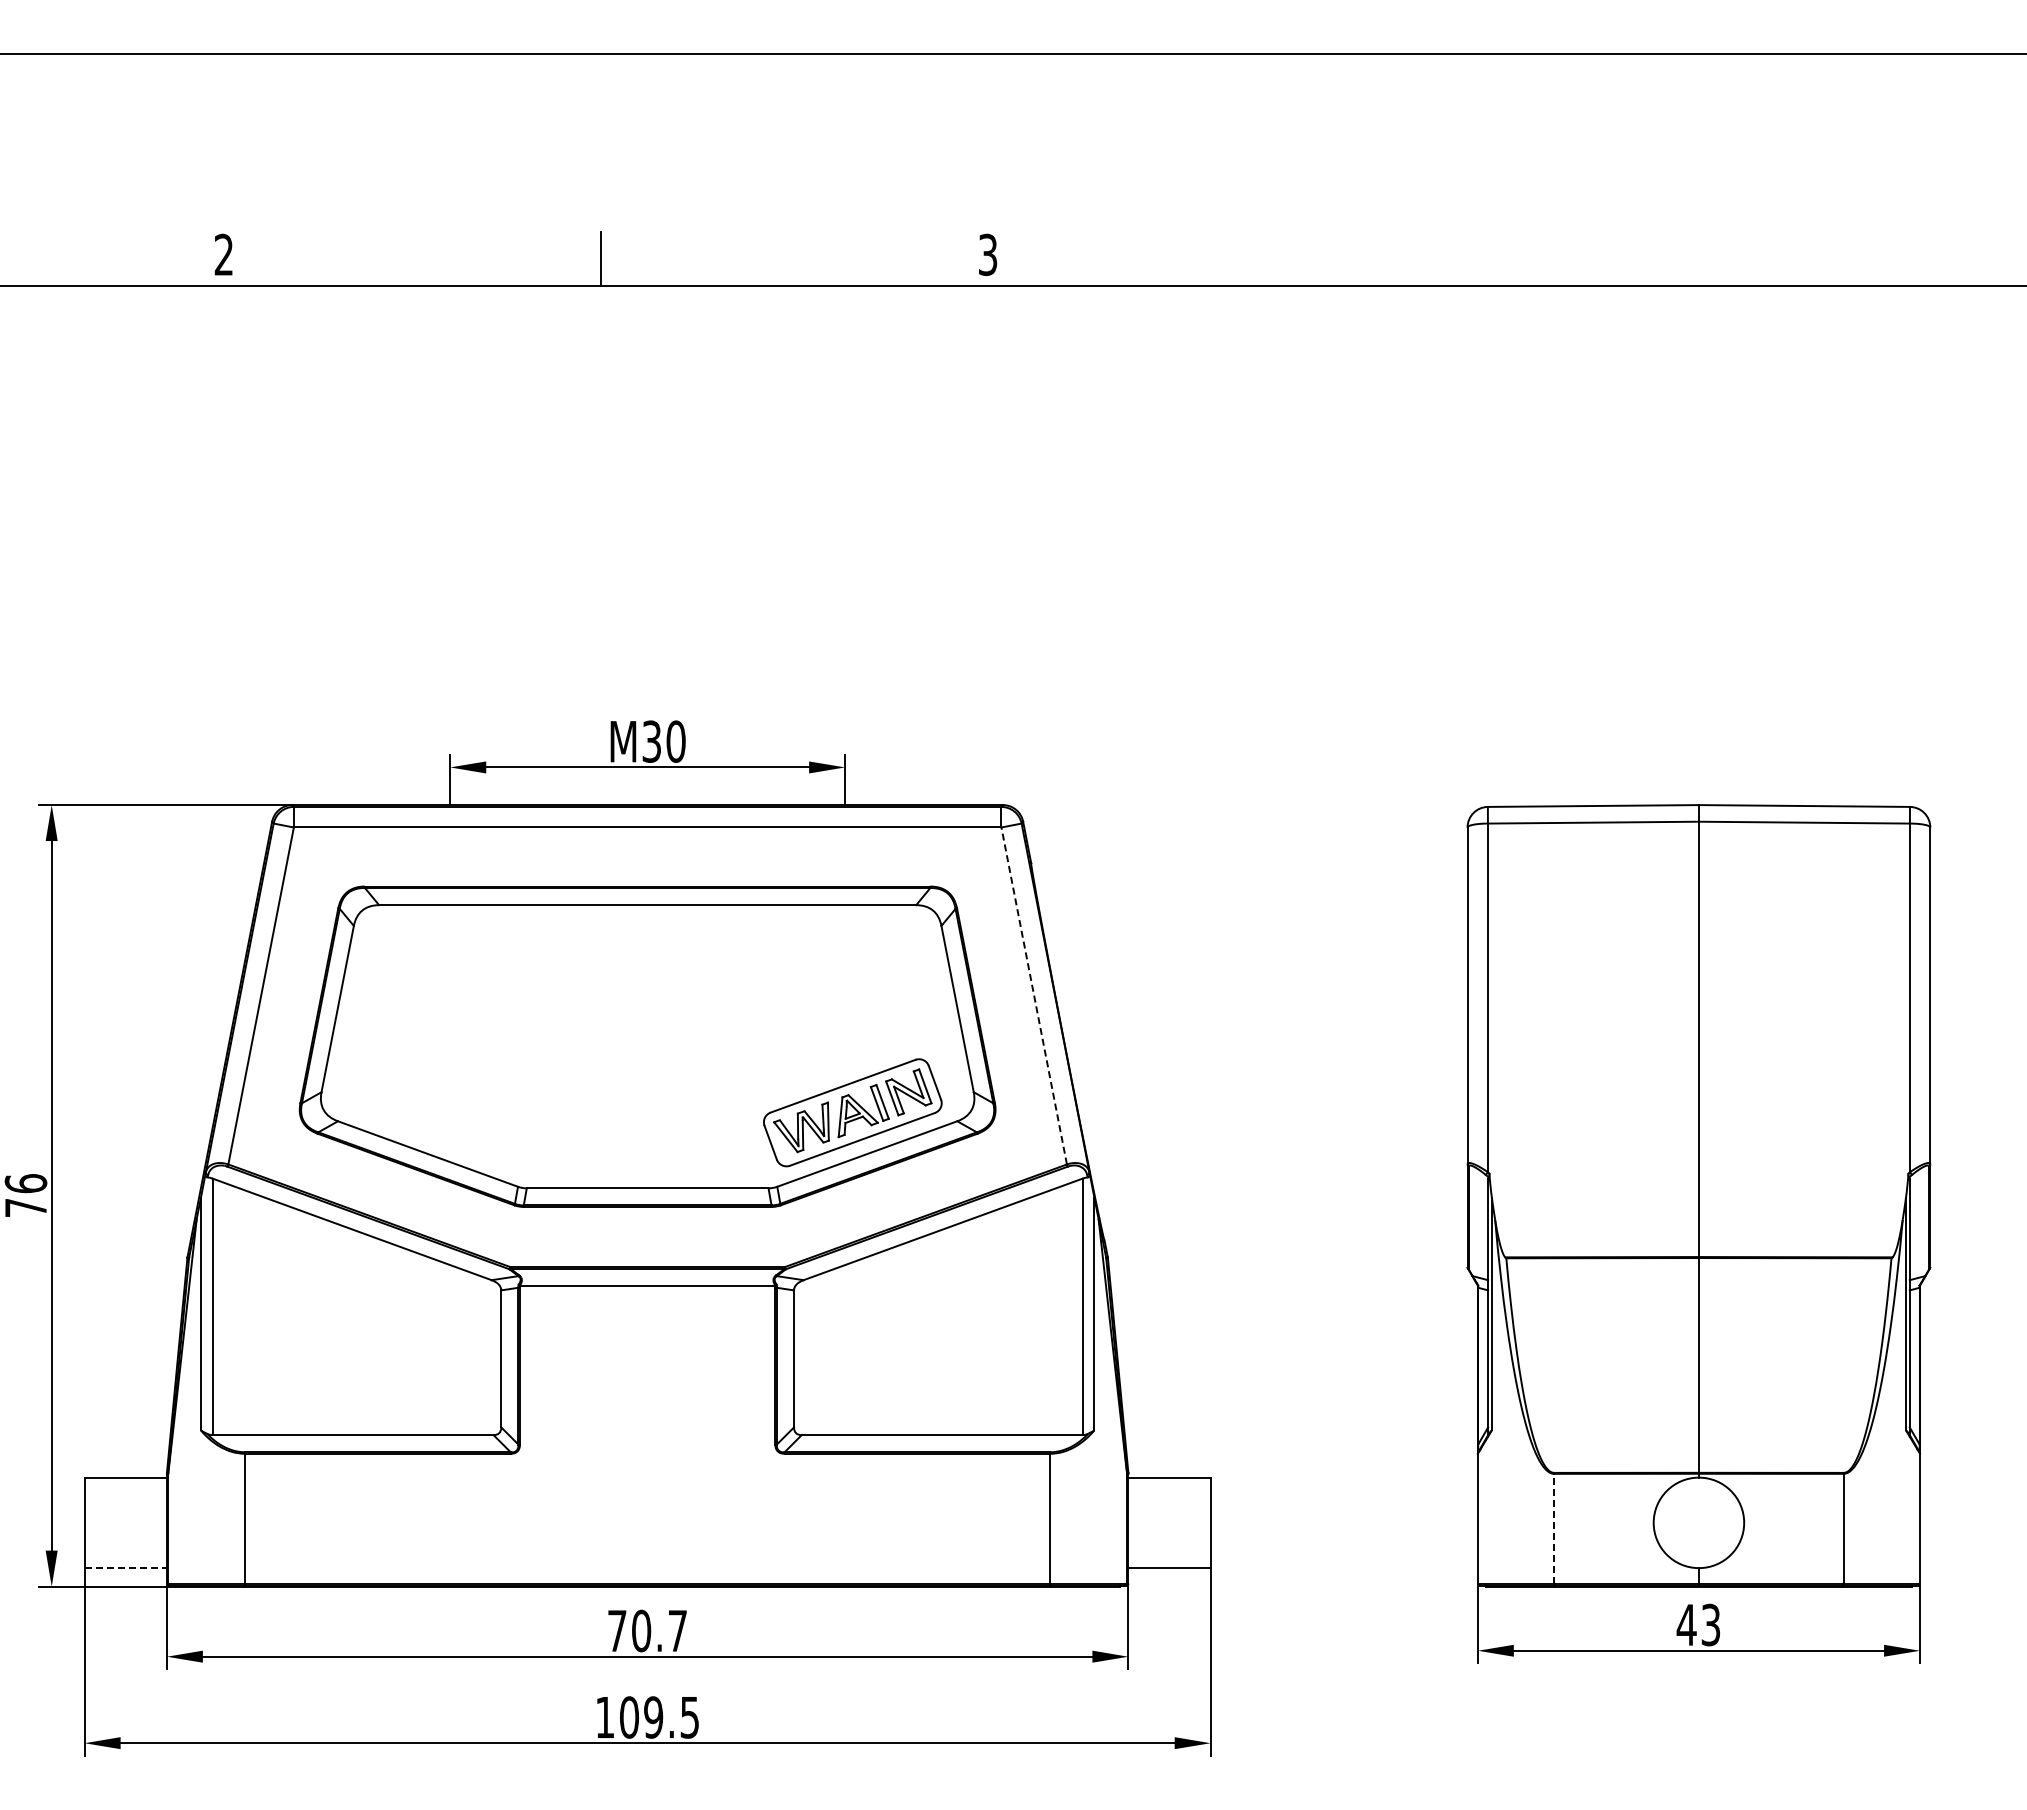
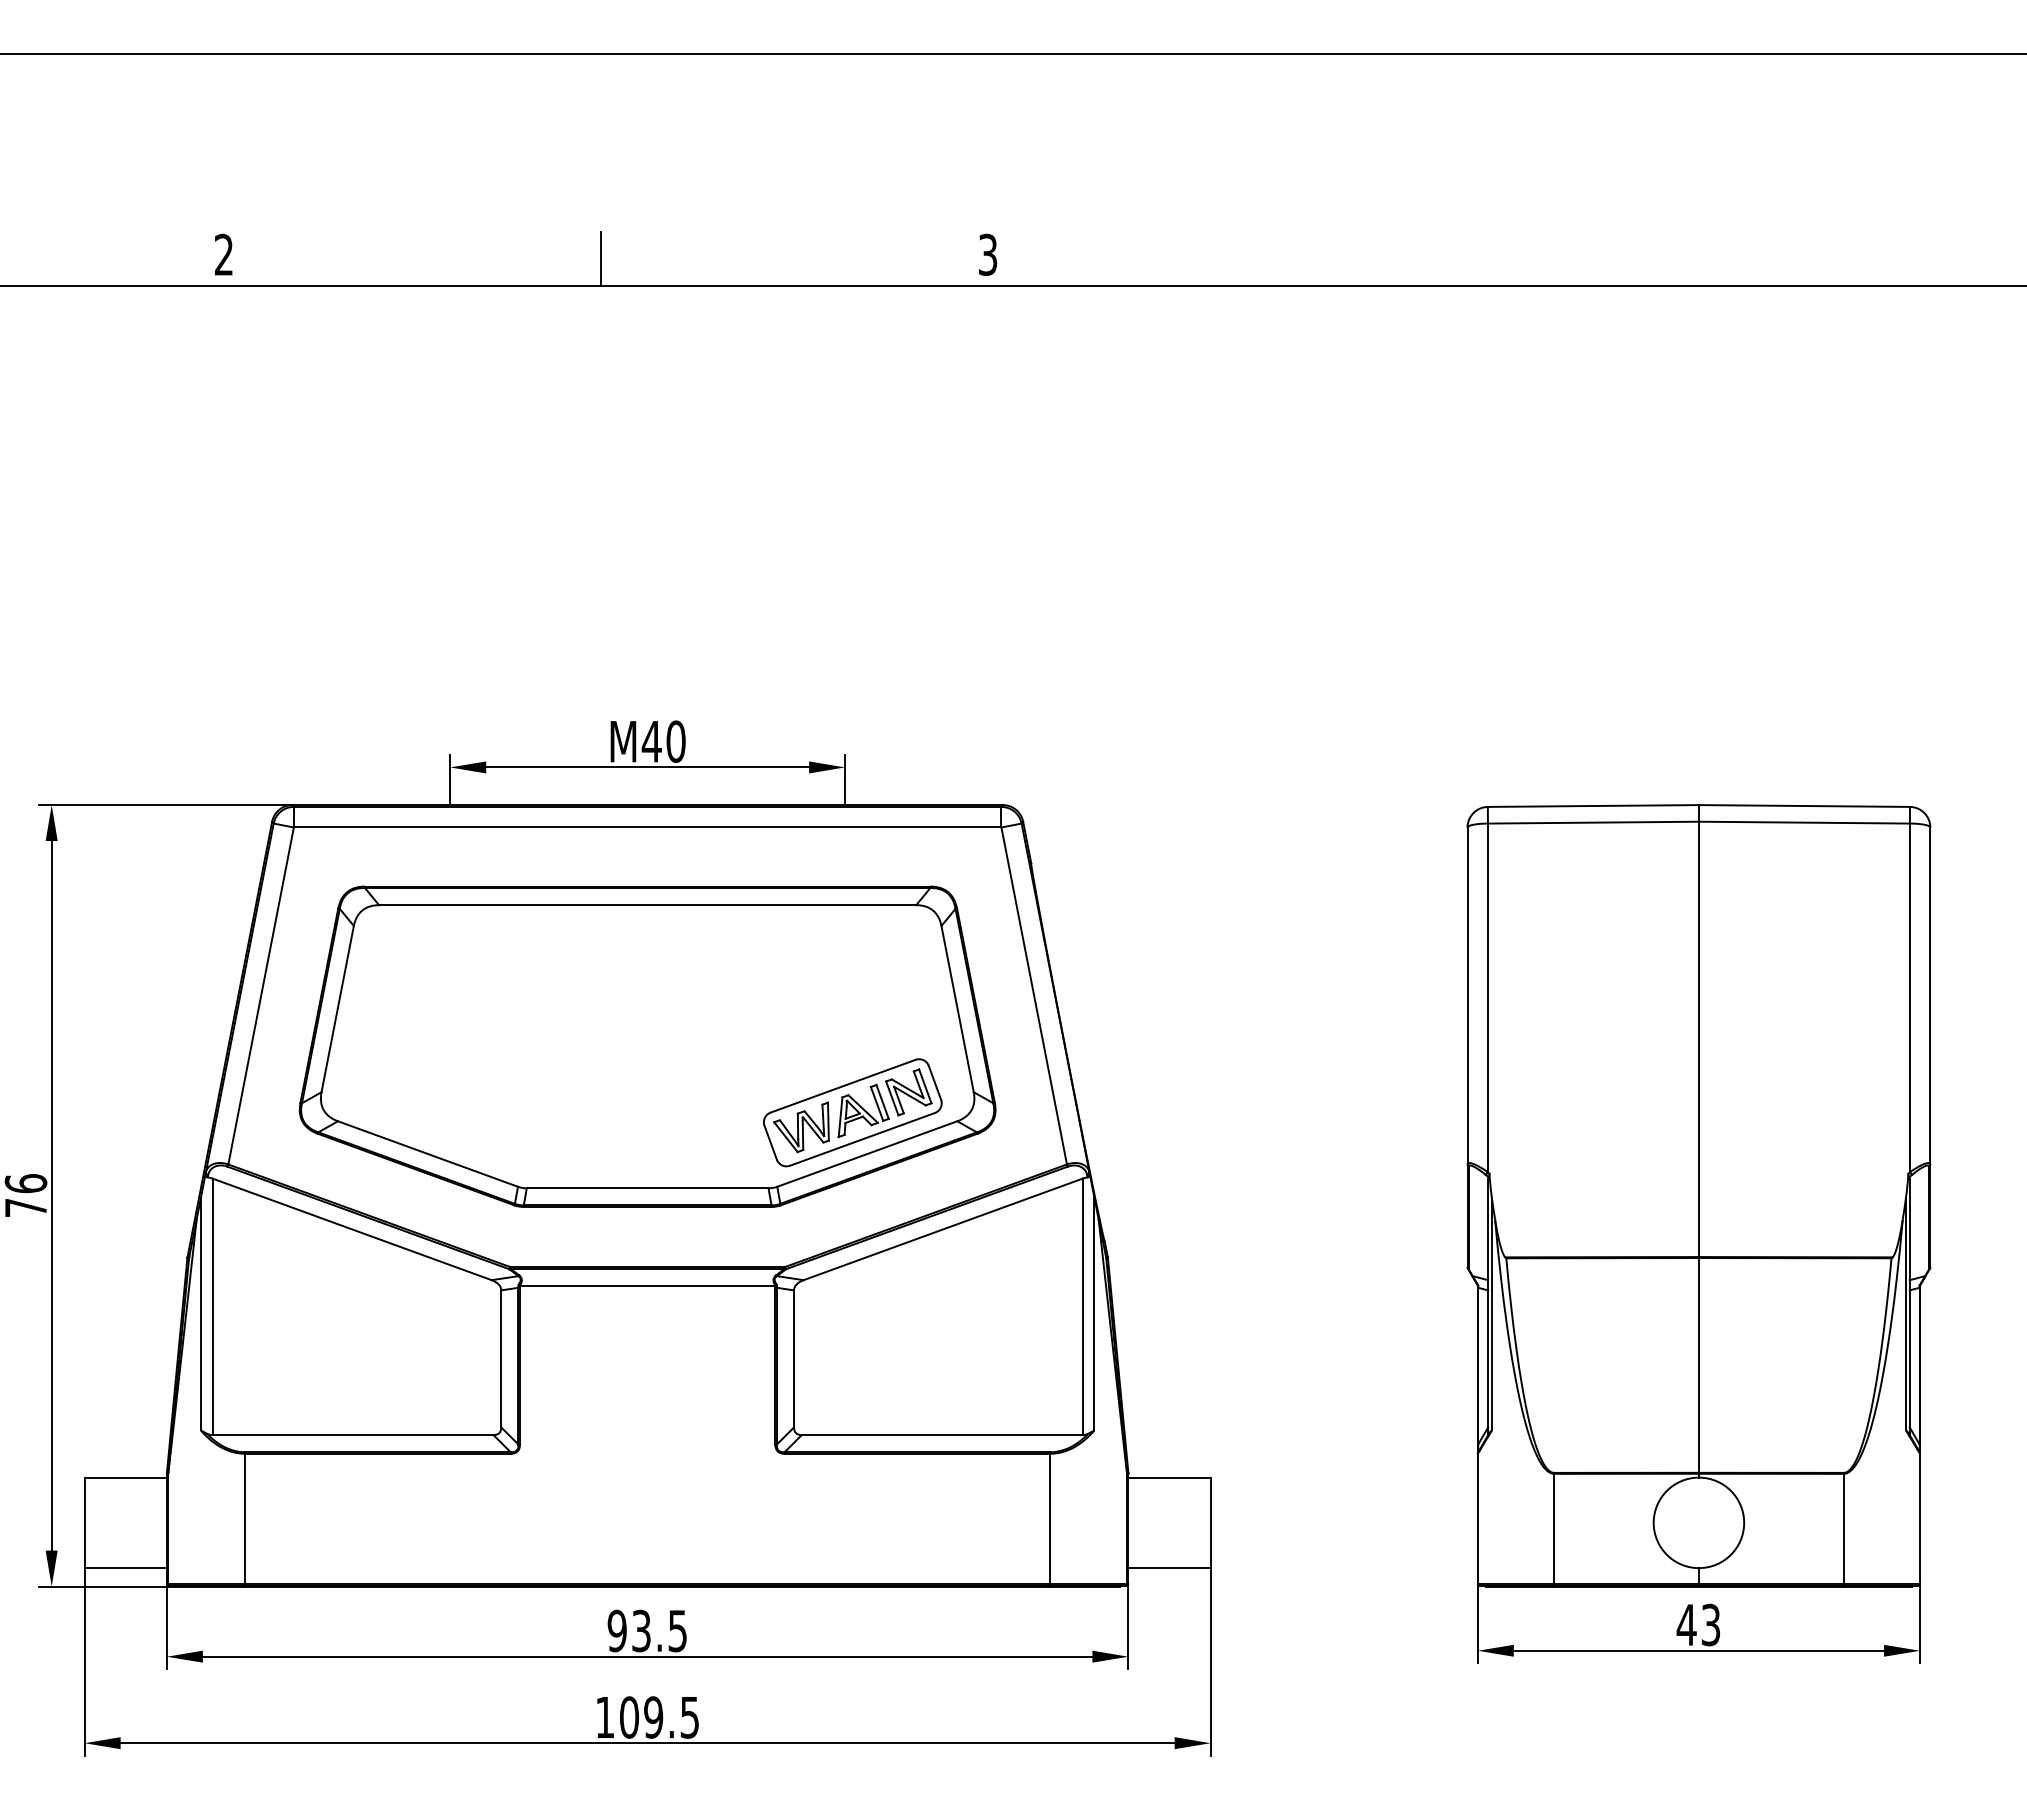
text: M30 -> M40 (651, 741)
line: dashed -> solid (1034, 995)
line: dashed -> solid (1554, 1528)
line: dashed -> solid (126, 1568)
text: 70.7 -> 93.5 (646, 1630)
